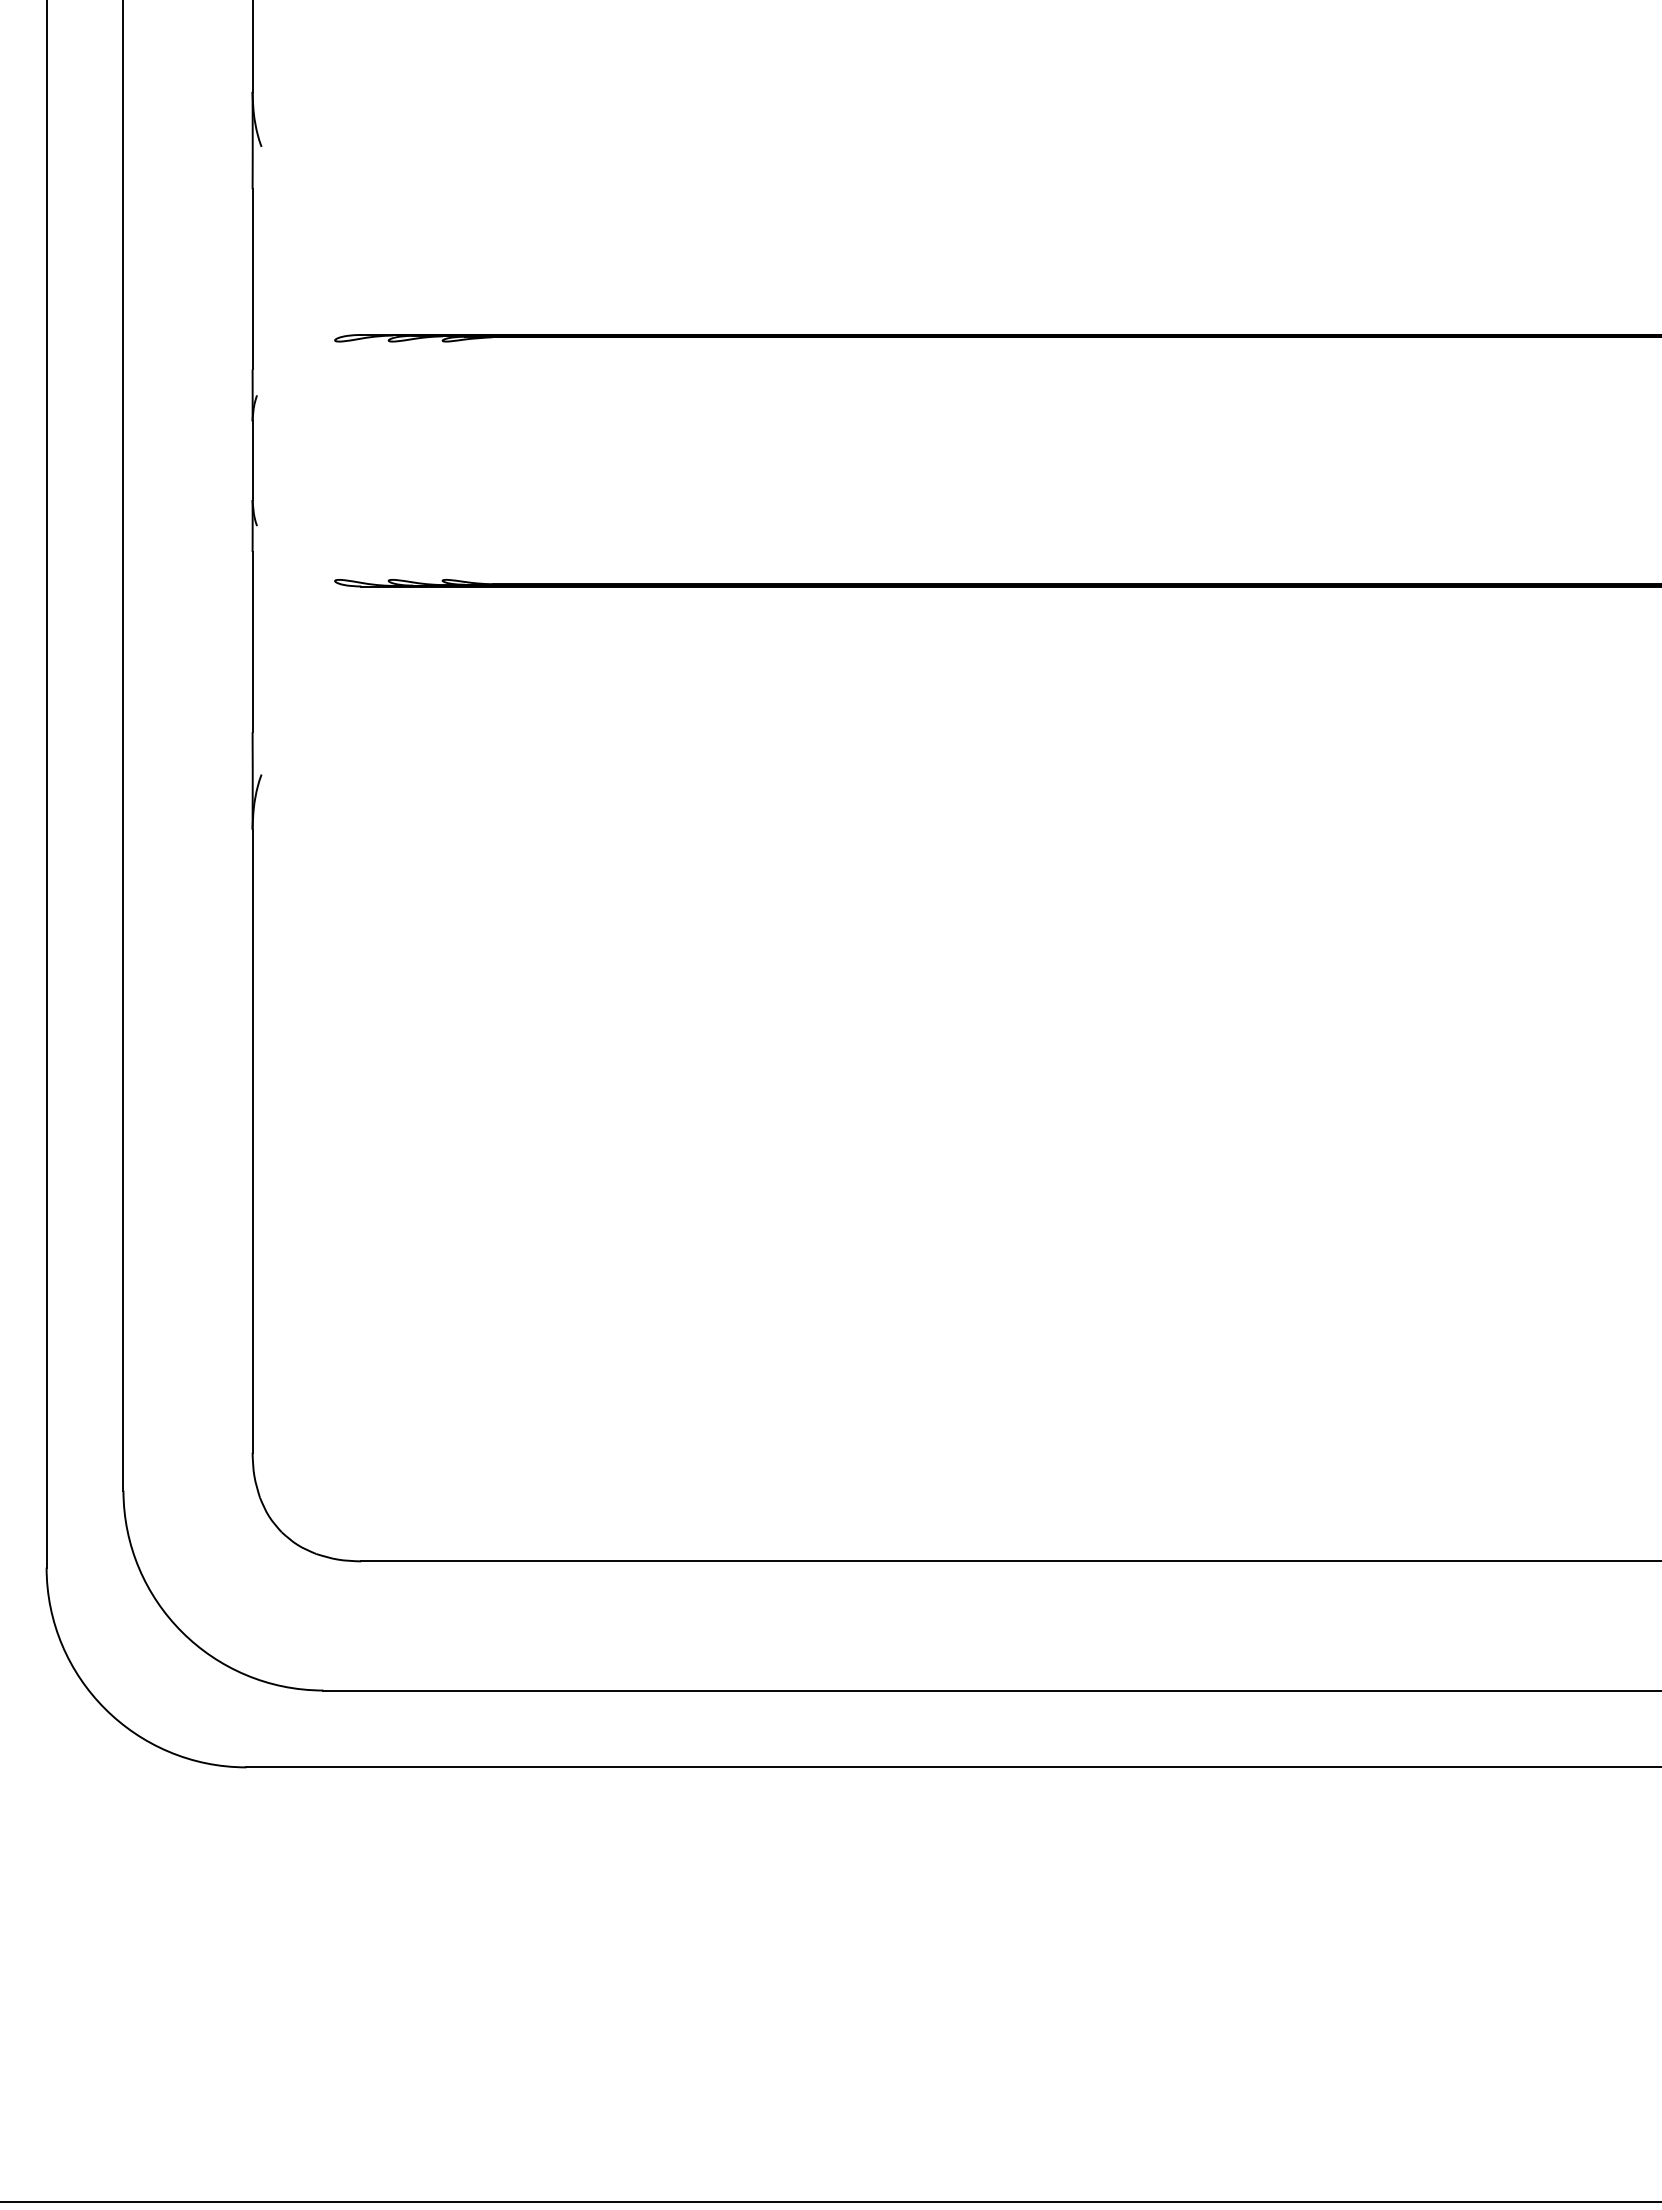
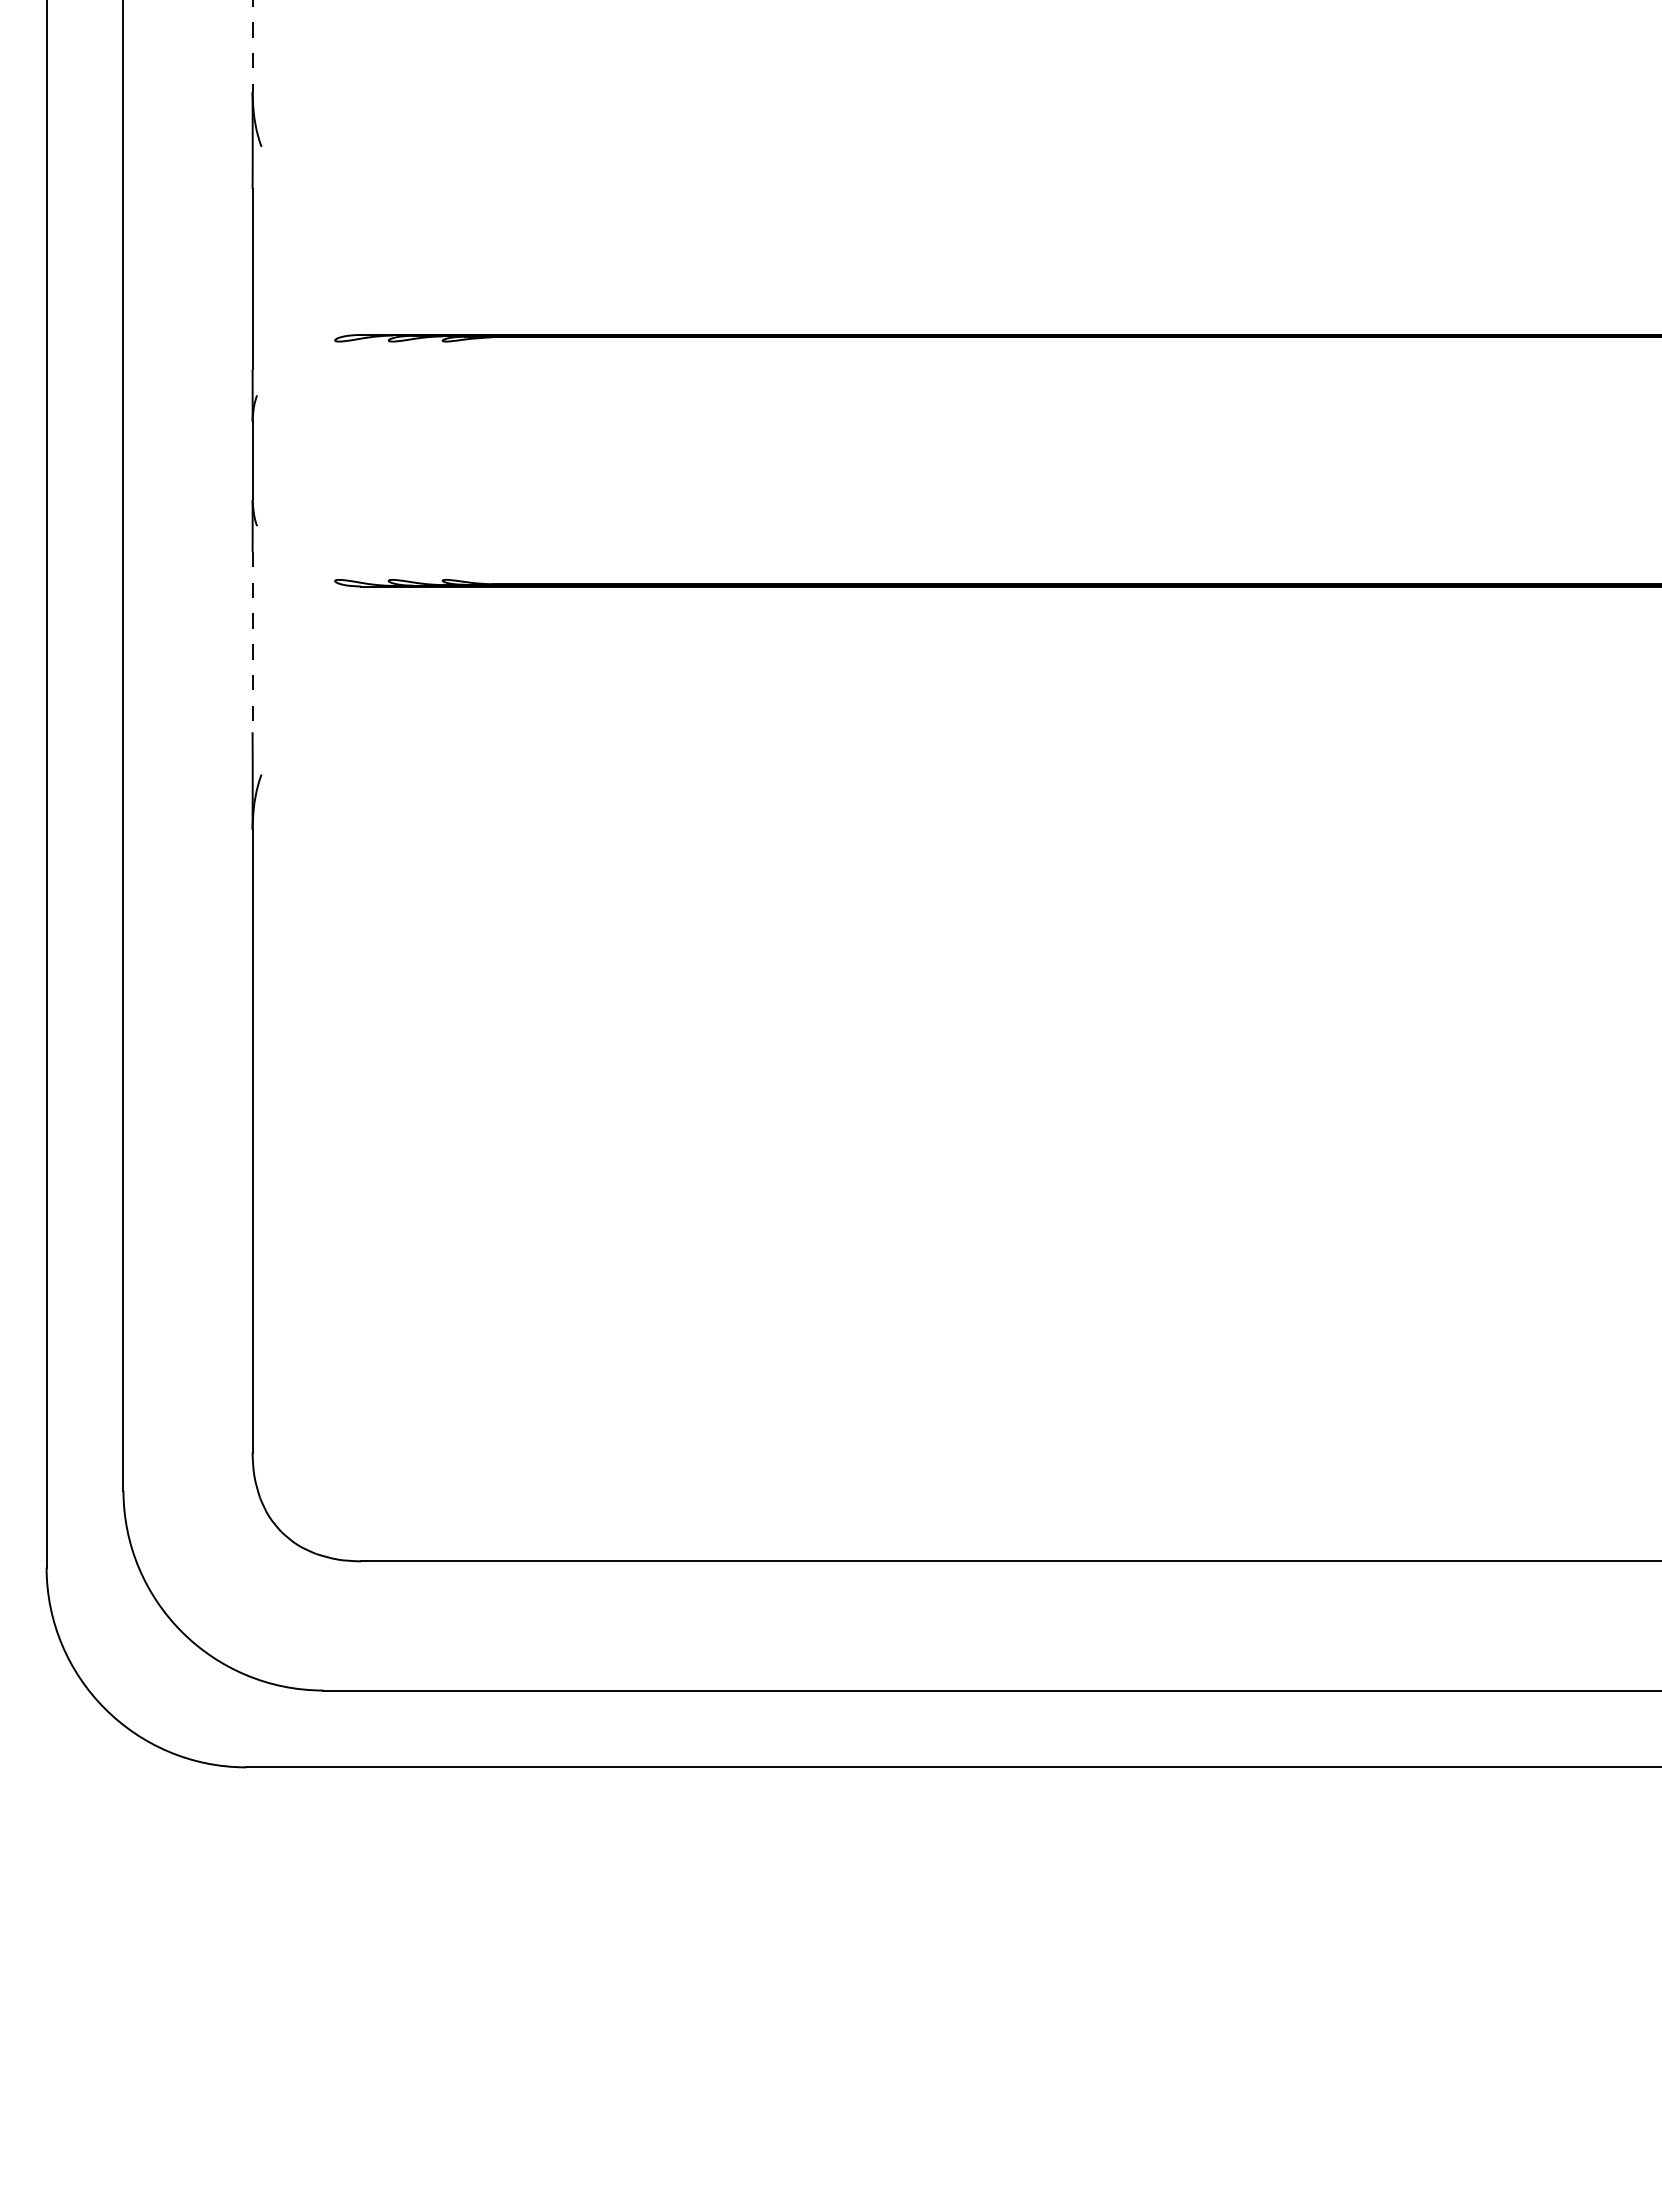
line: solid -> dashed (252, 45)
line: solid -> dashed (252, 642)
line: present -> none (830, 2201)
